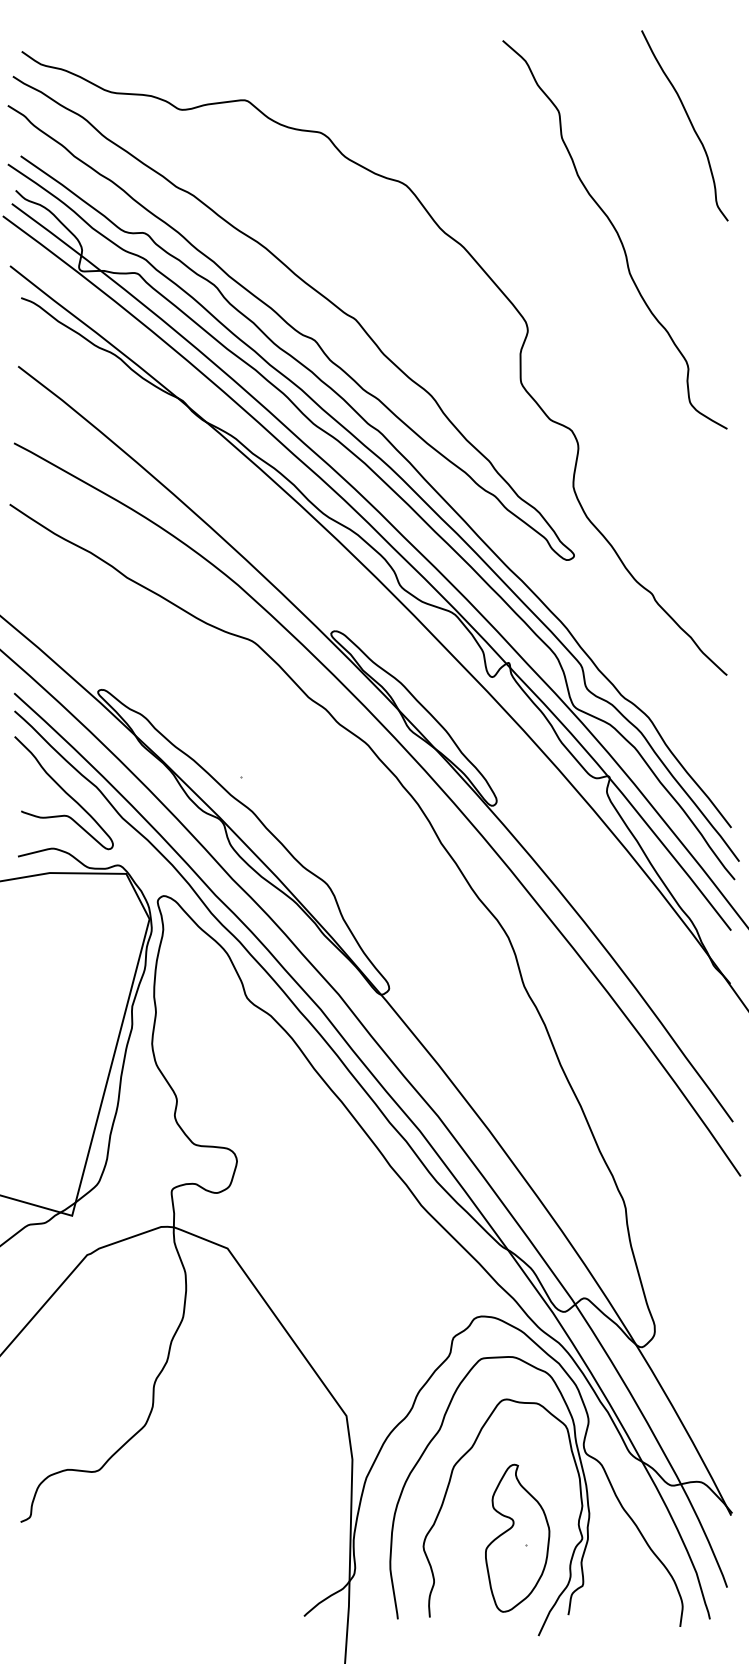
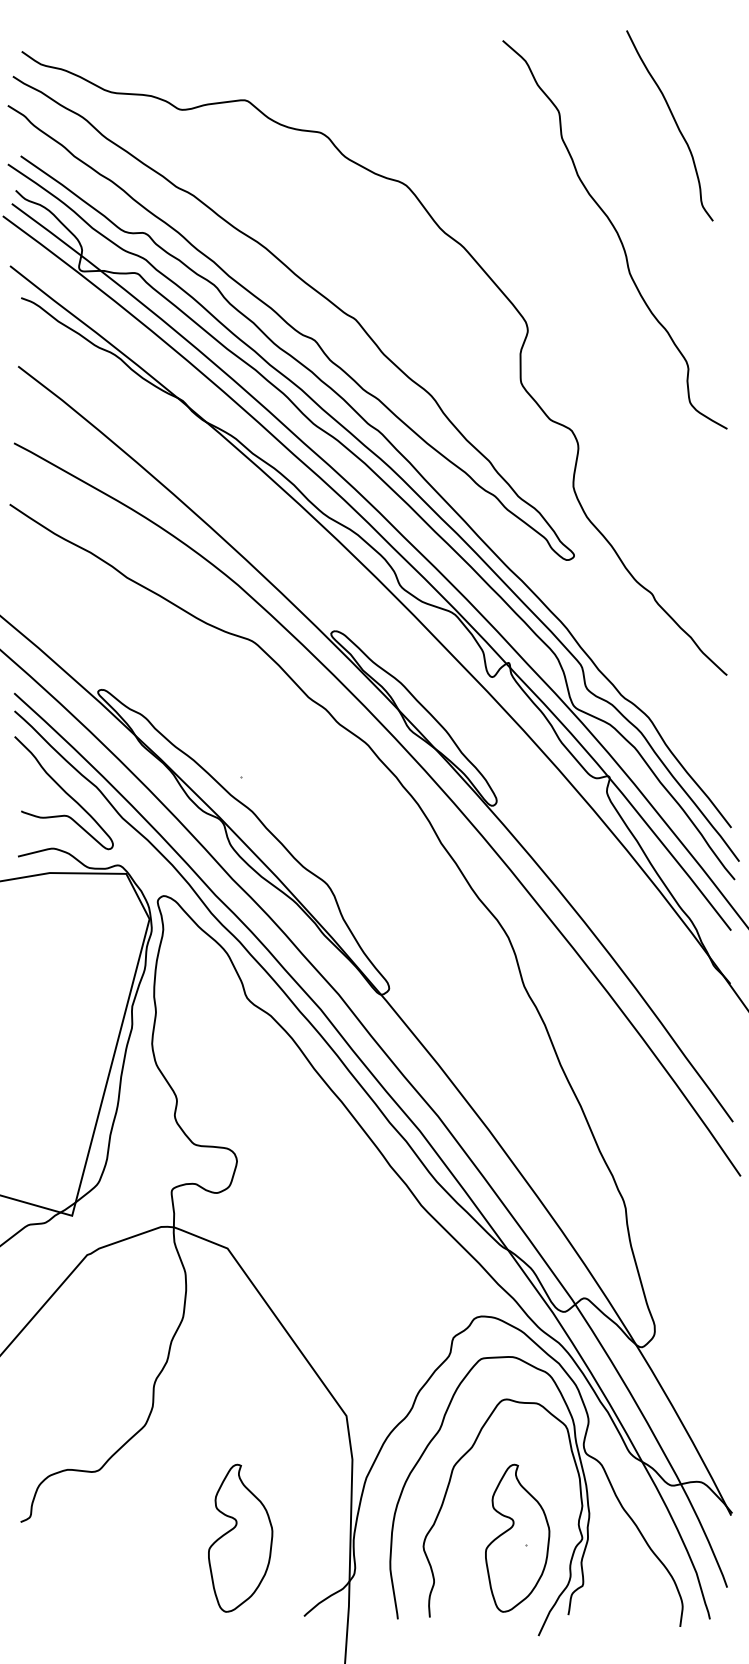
curve position: (689, 122) -> (674, 122) (674, 122)
part: none -> present (240, 1537)
